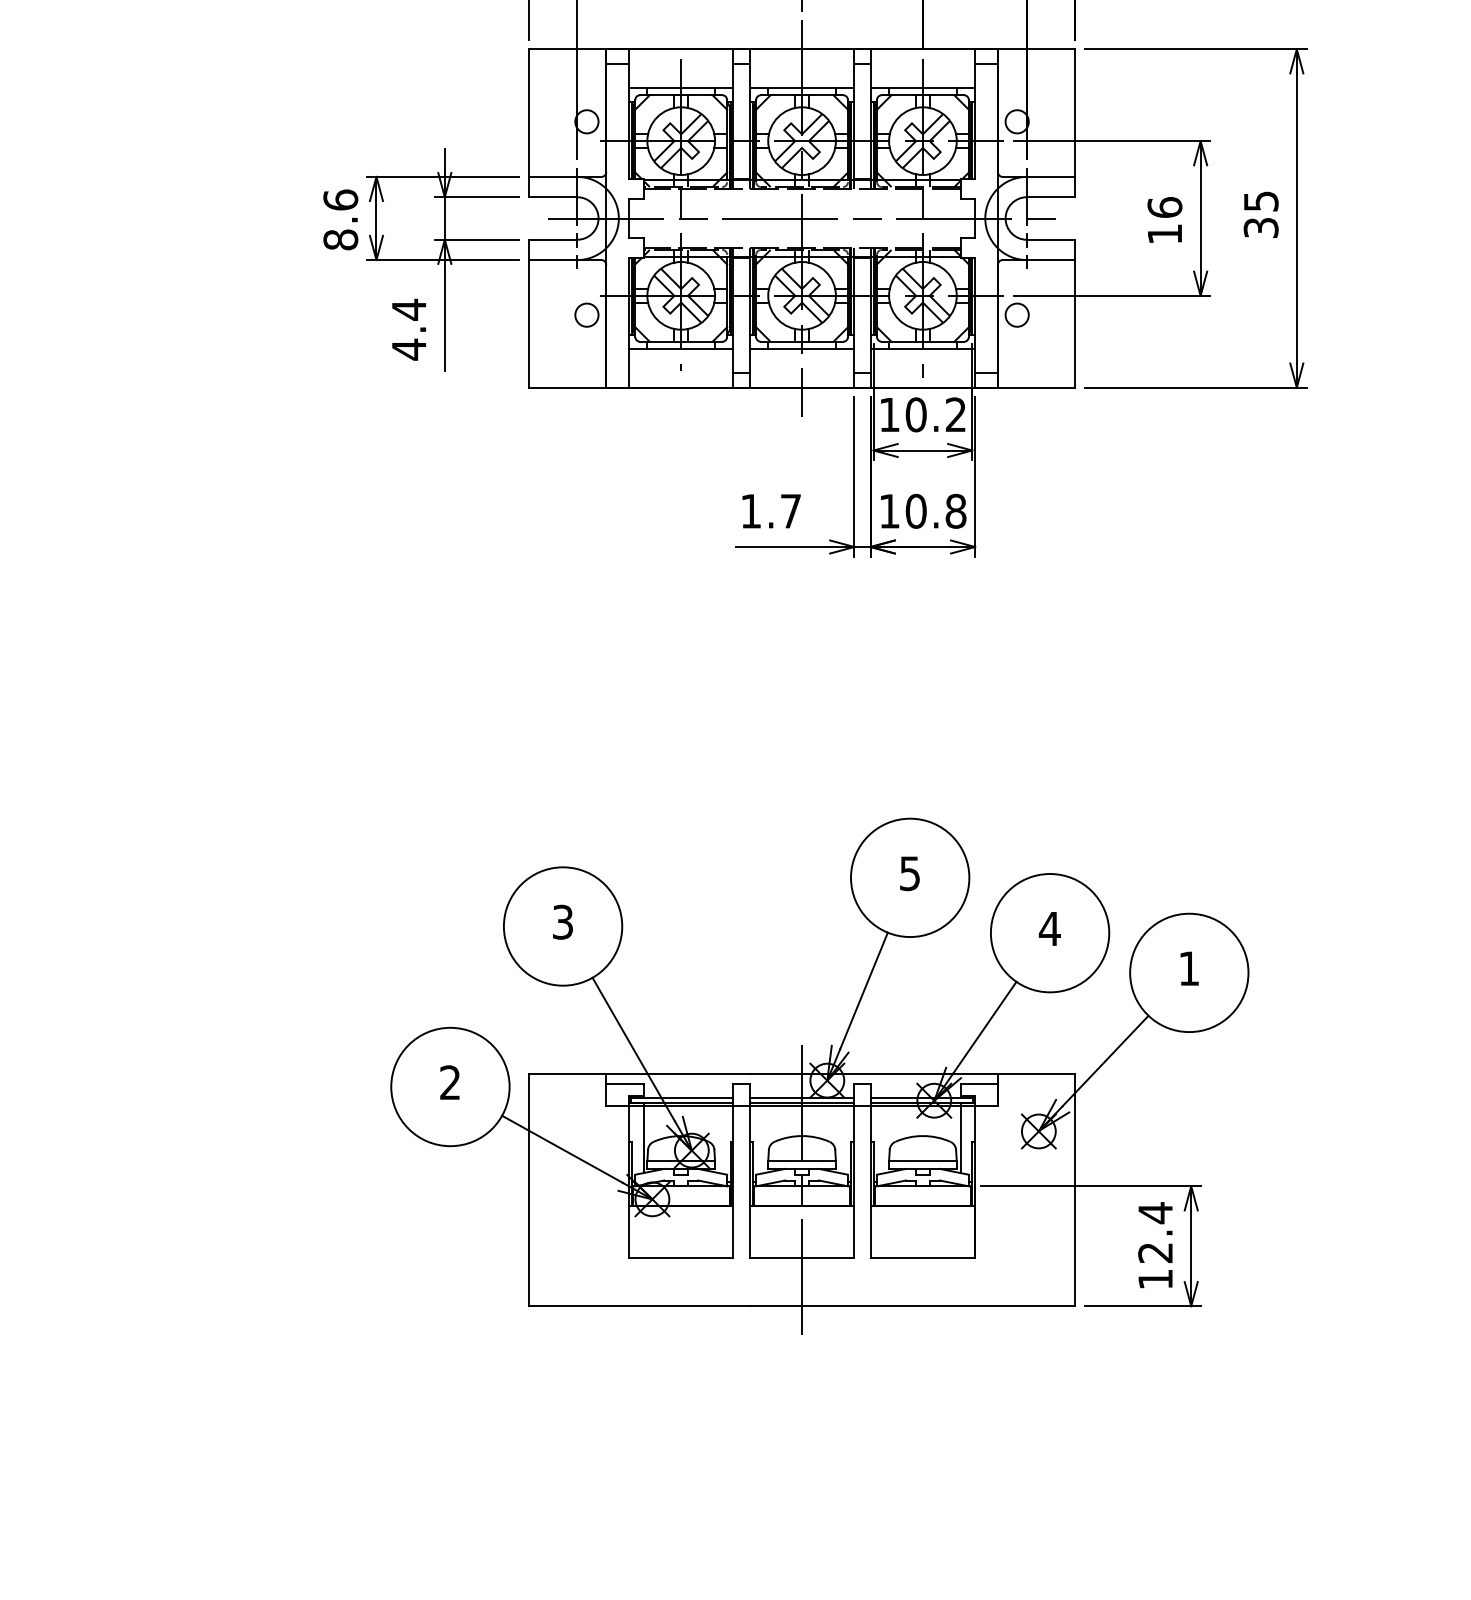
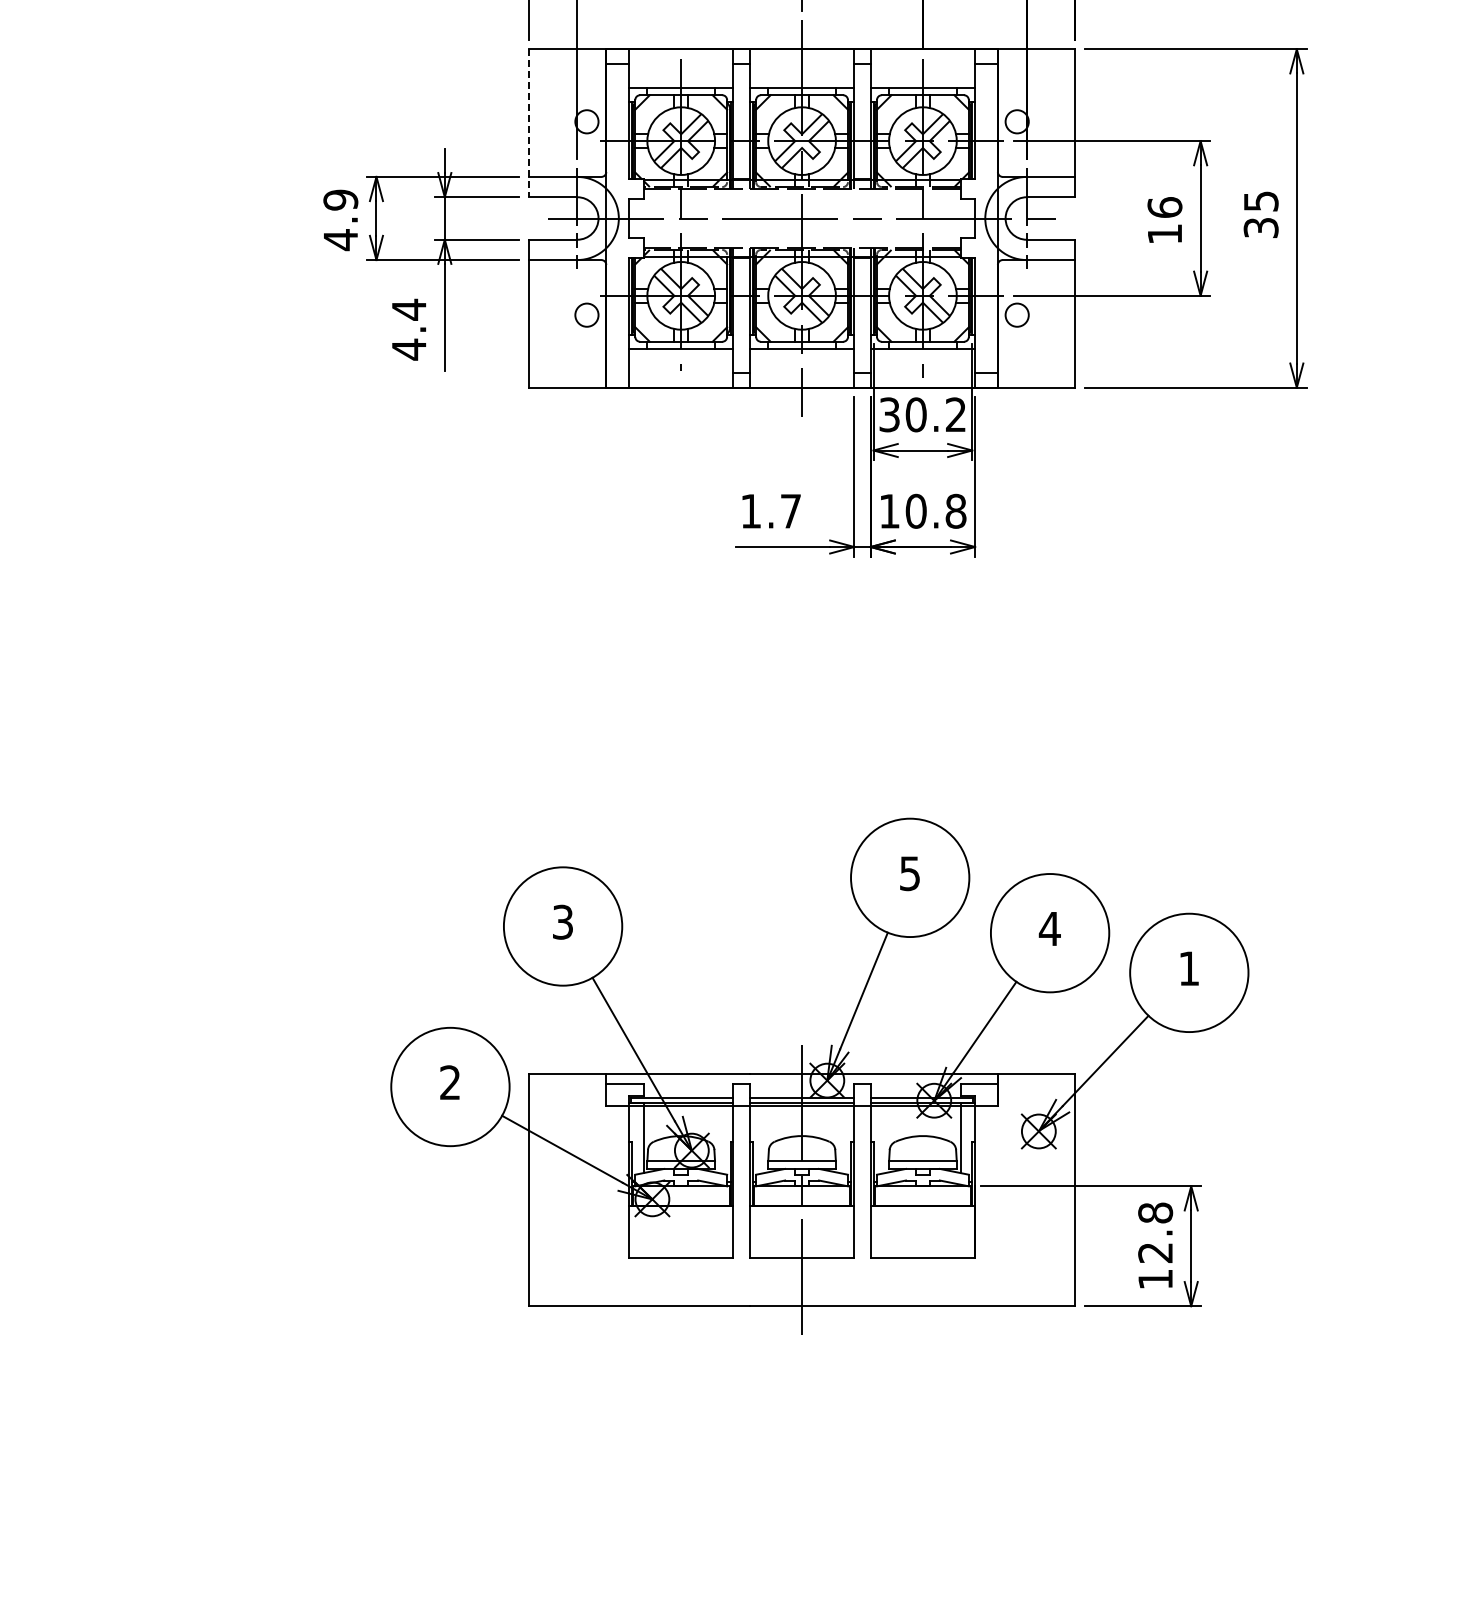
line: solid -> dashed (528, 123)
text: 8.6 -> 4.9 (340, 220)
text: 10.2 -> 30.2 (889, 414)
text: 12.4 -> 12.8 (1155, 1213)
